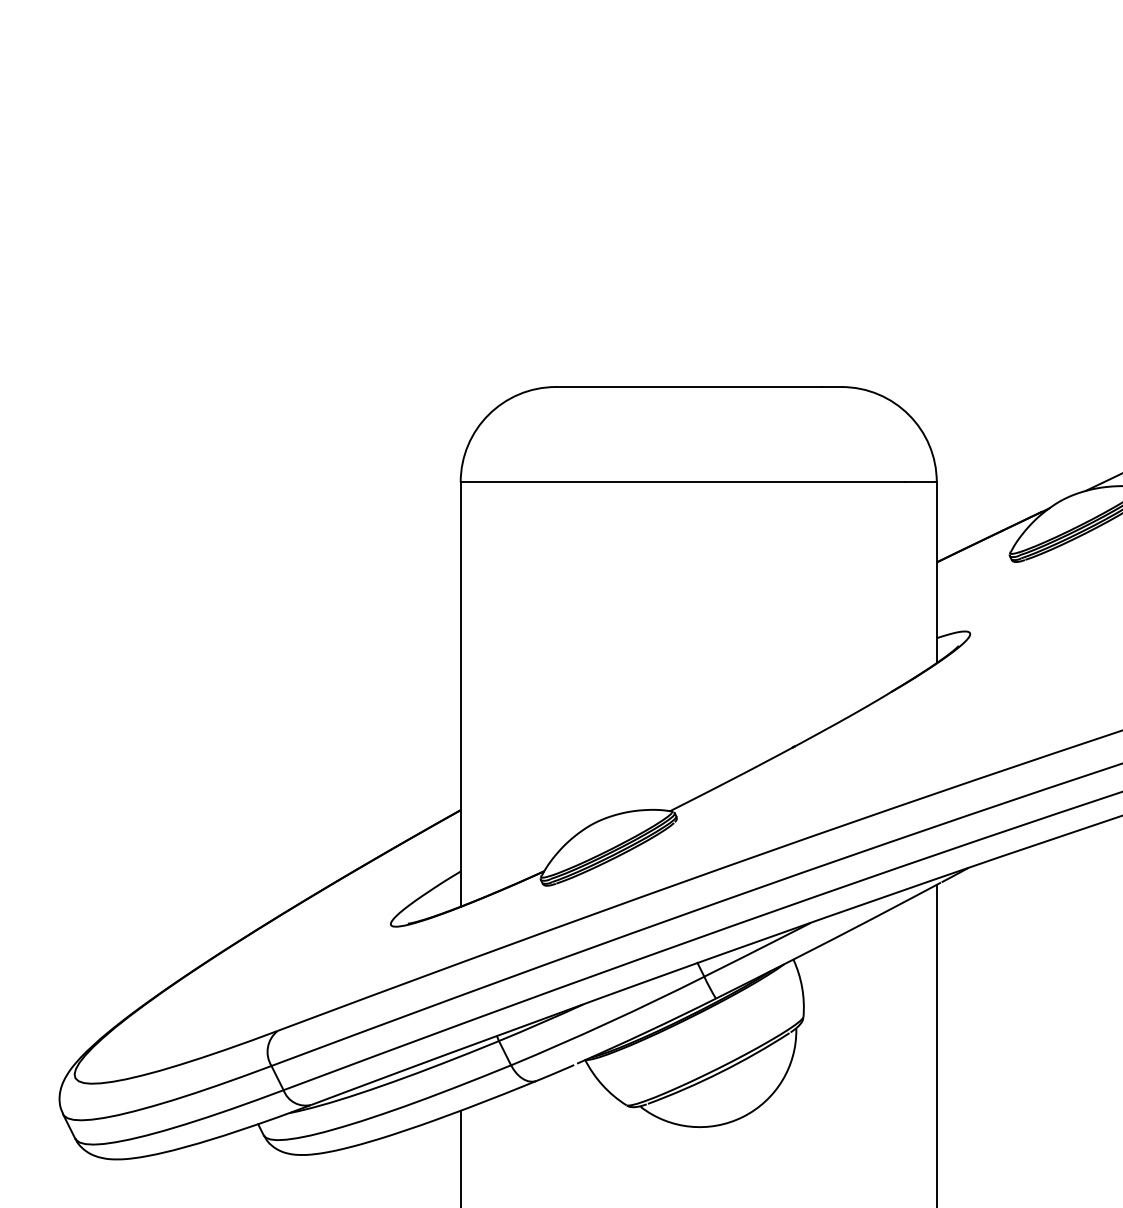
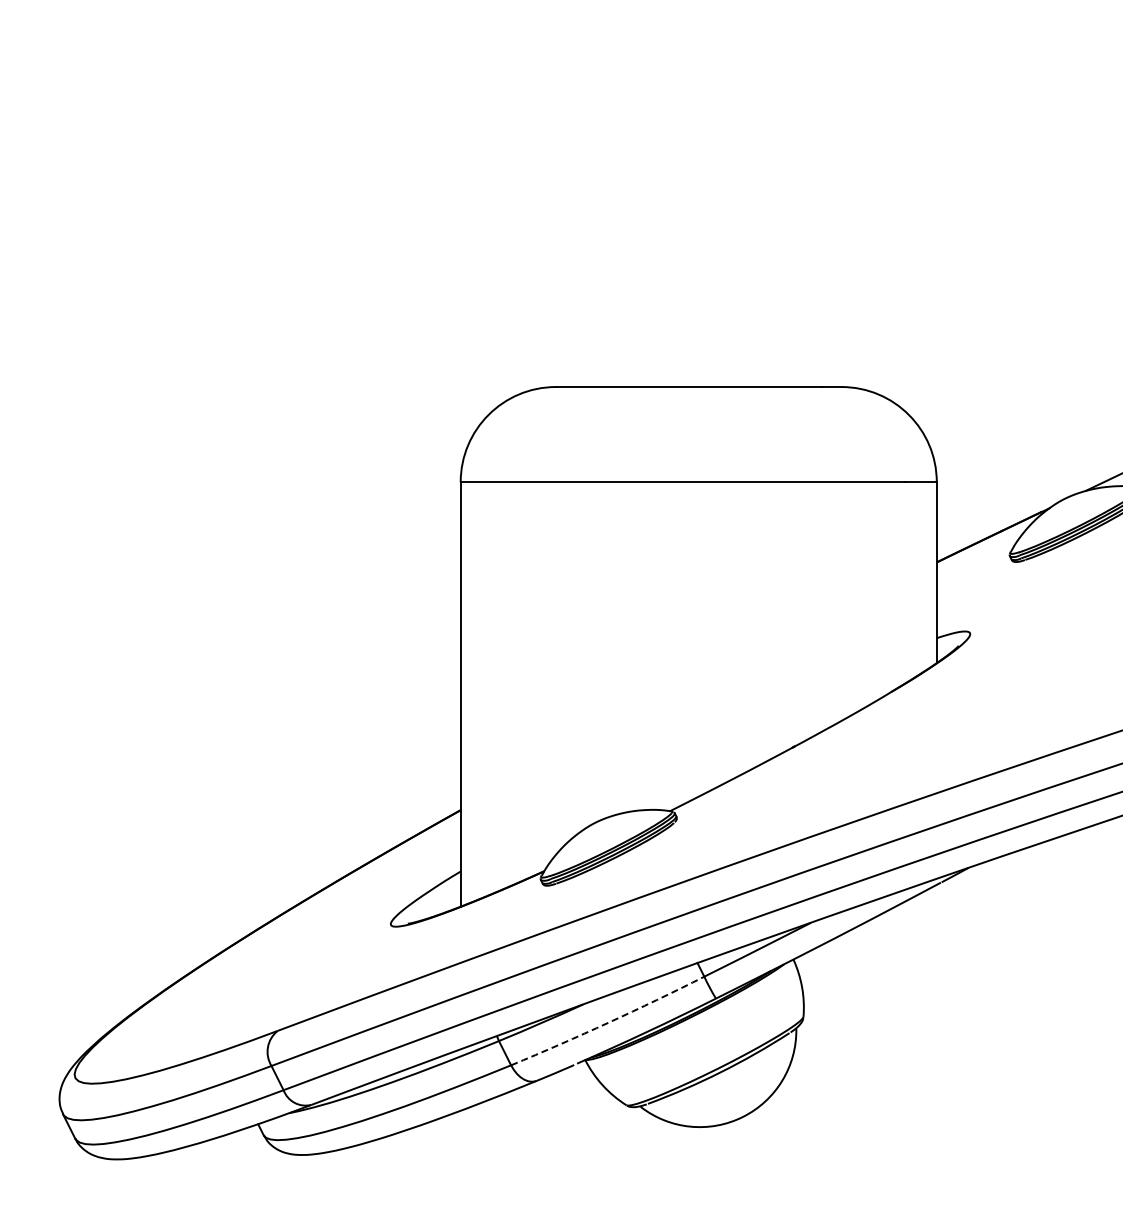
arc: solid -> dashed (608, 1022)
line: present -> none (936, 1044)
line: present -> none (460, 1157)
